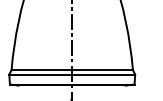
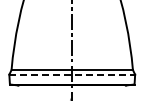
line: solid -> dashed (72, 74)
